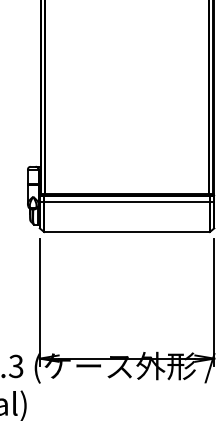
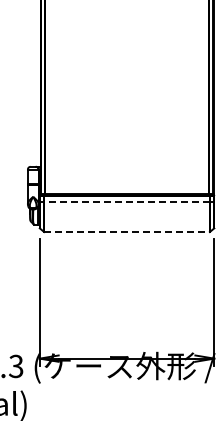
line: solid -> dashed (127, 201)
line: solid -> dashed (127, 232)
